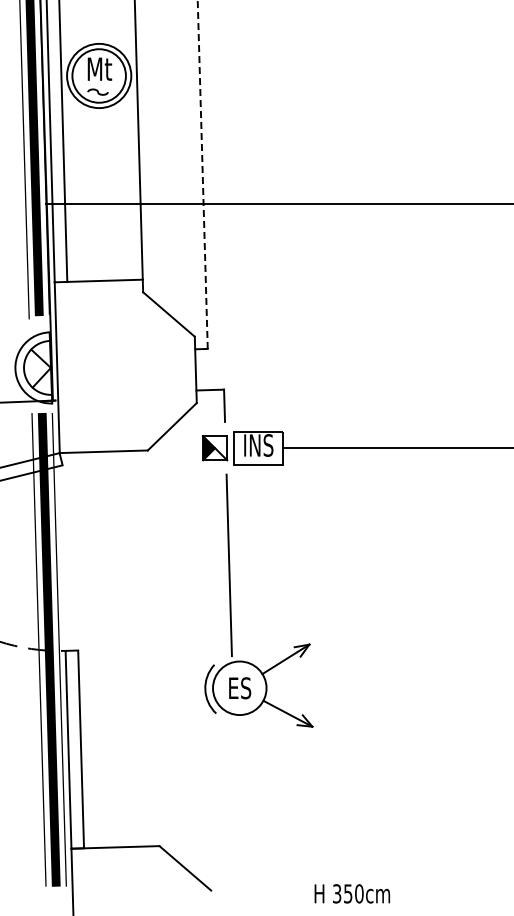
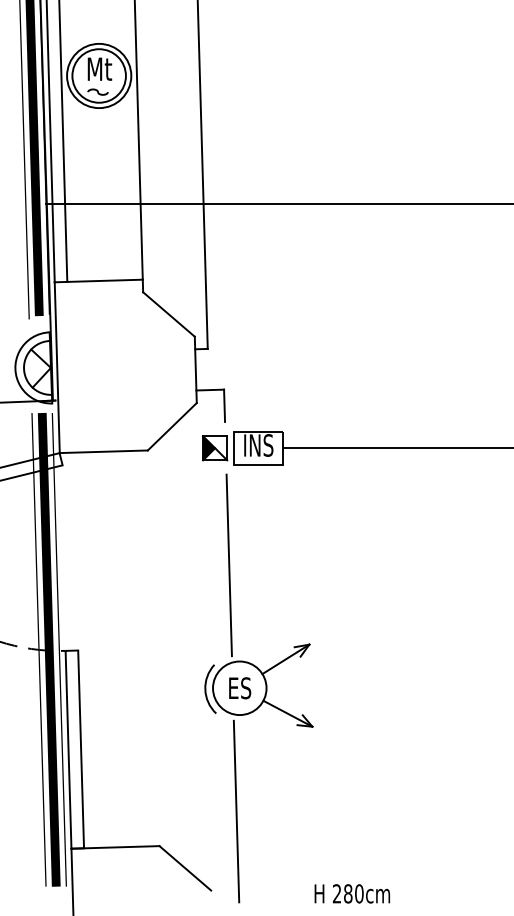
line: dashed -> solid (202, 174)
line: none -> present (236, 811)
text: 350cm -> 280cm (342, 893)
